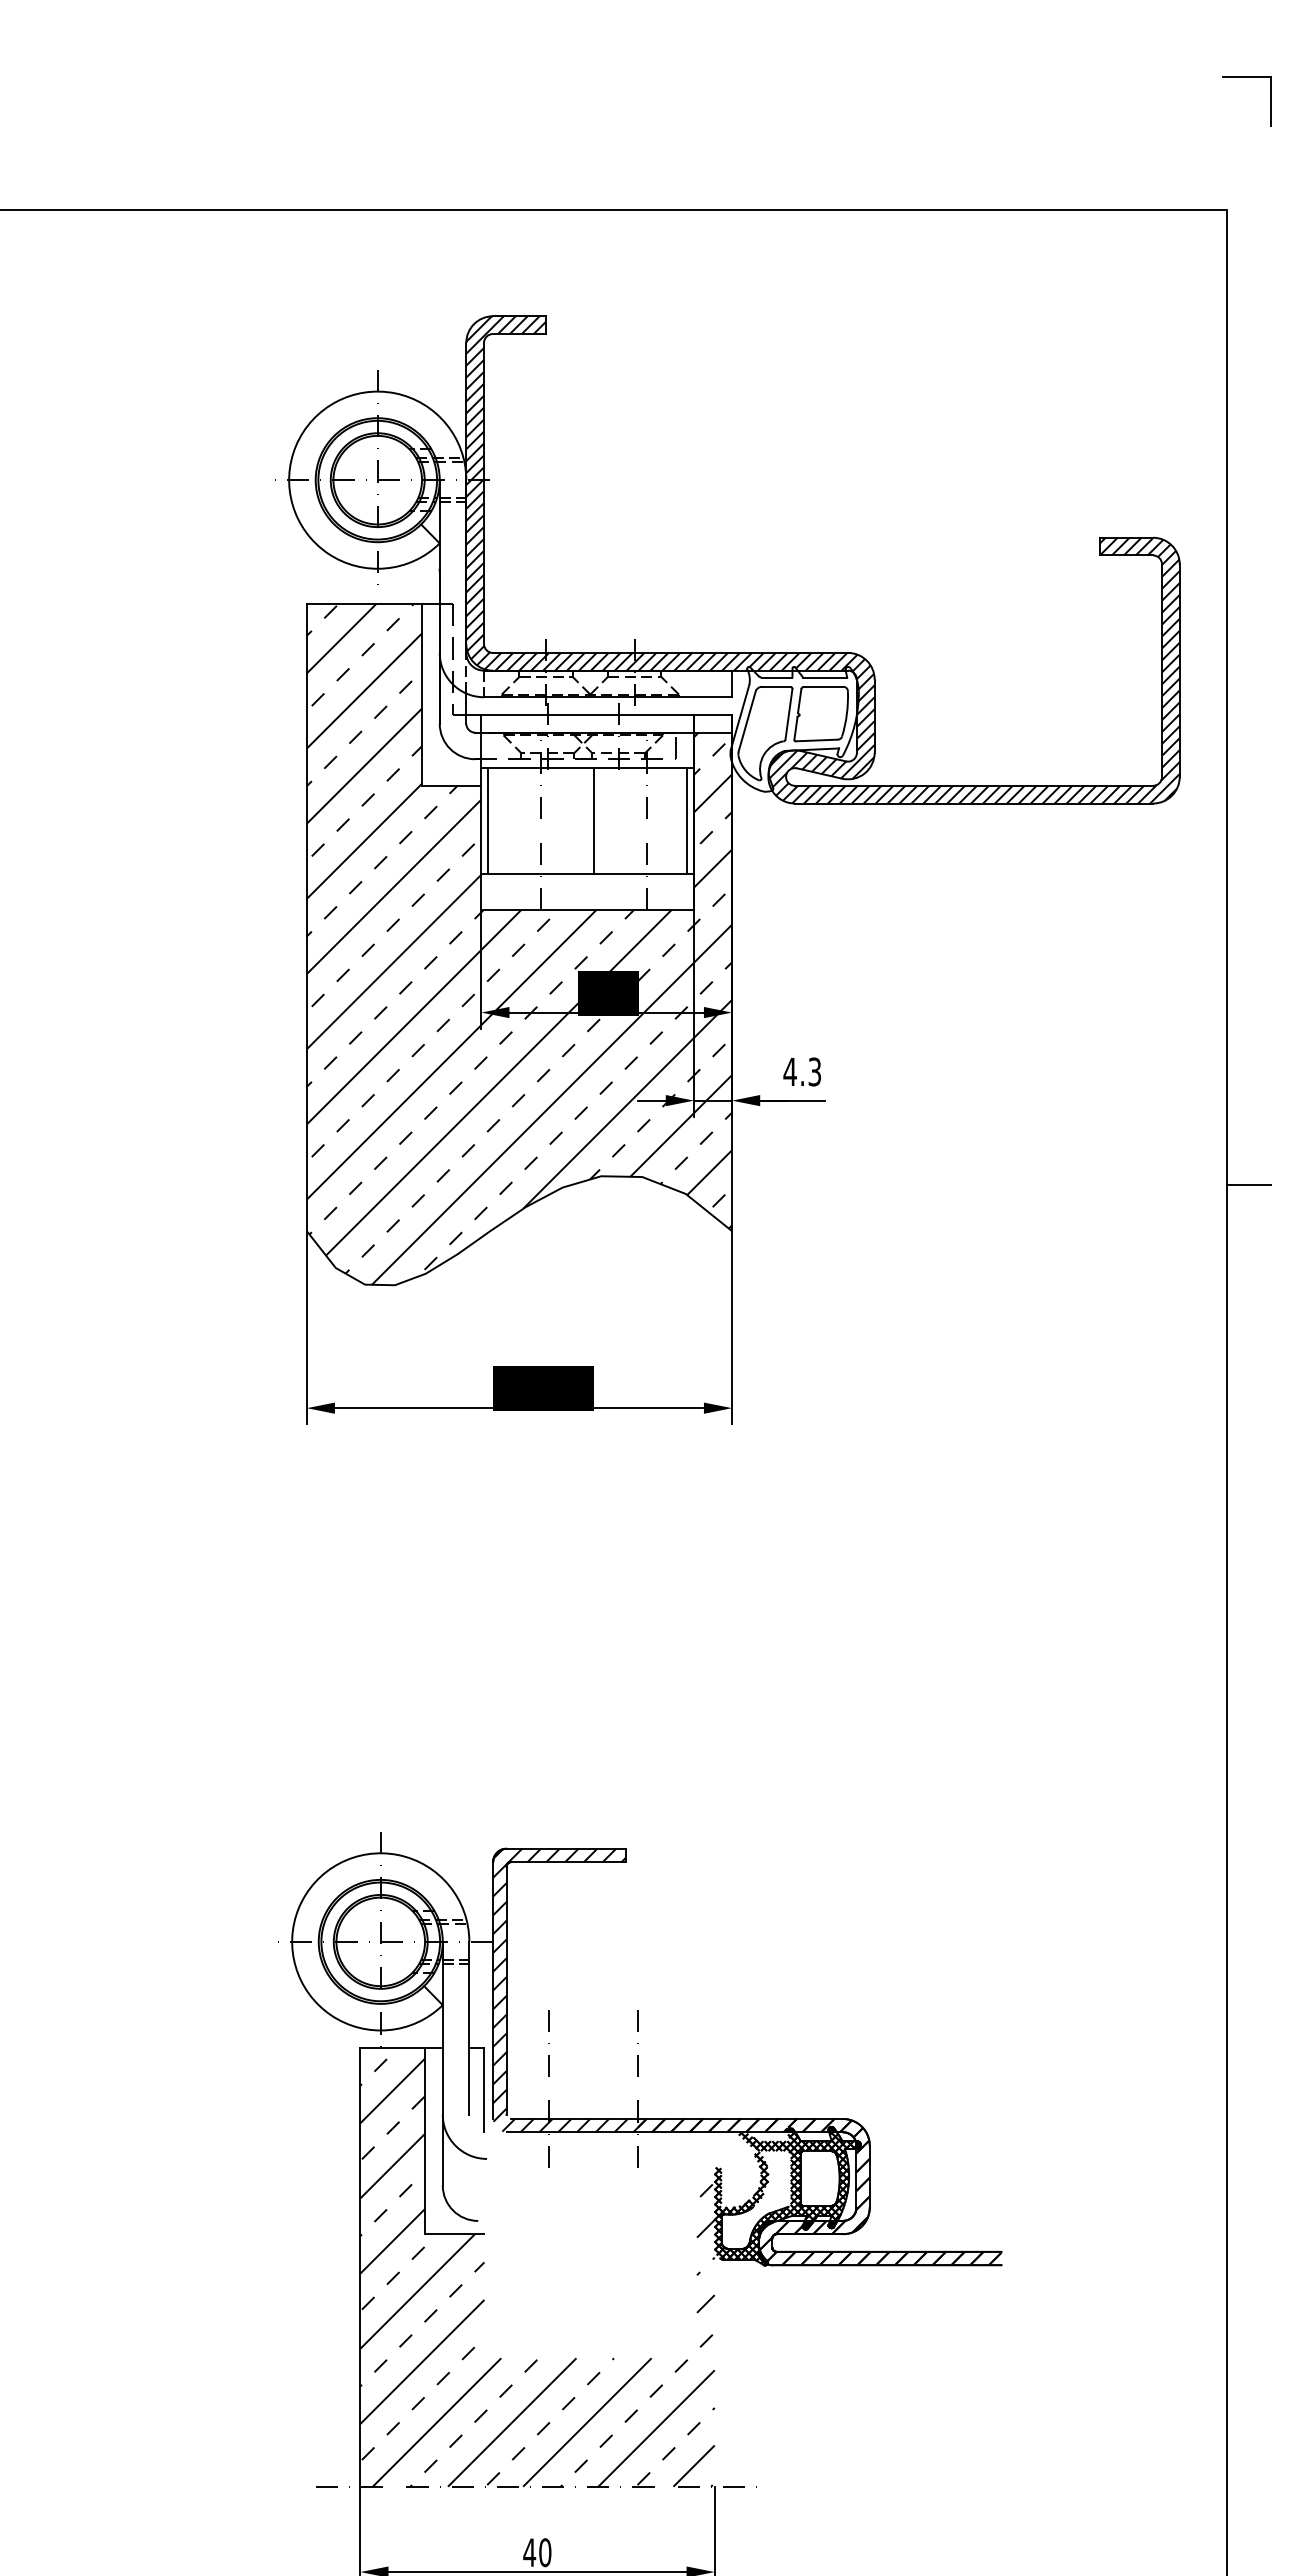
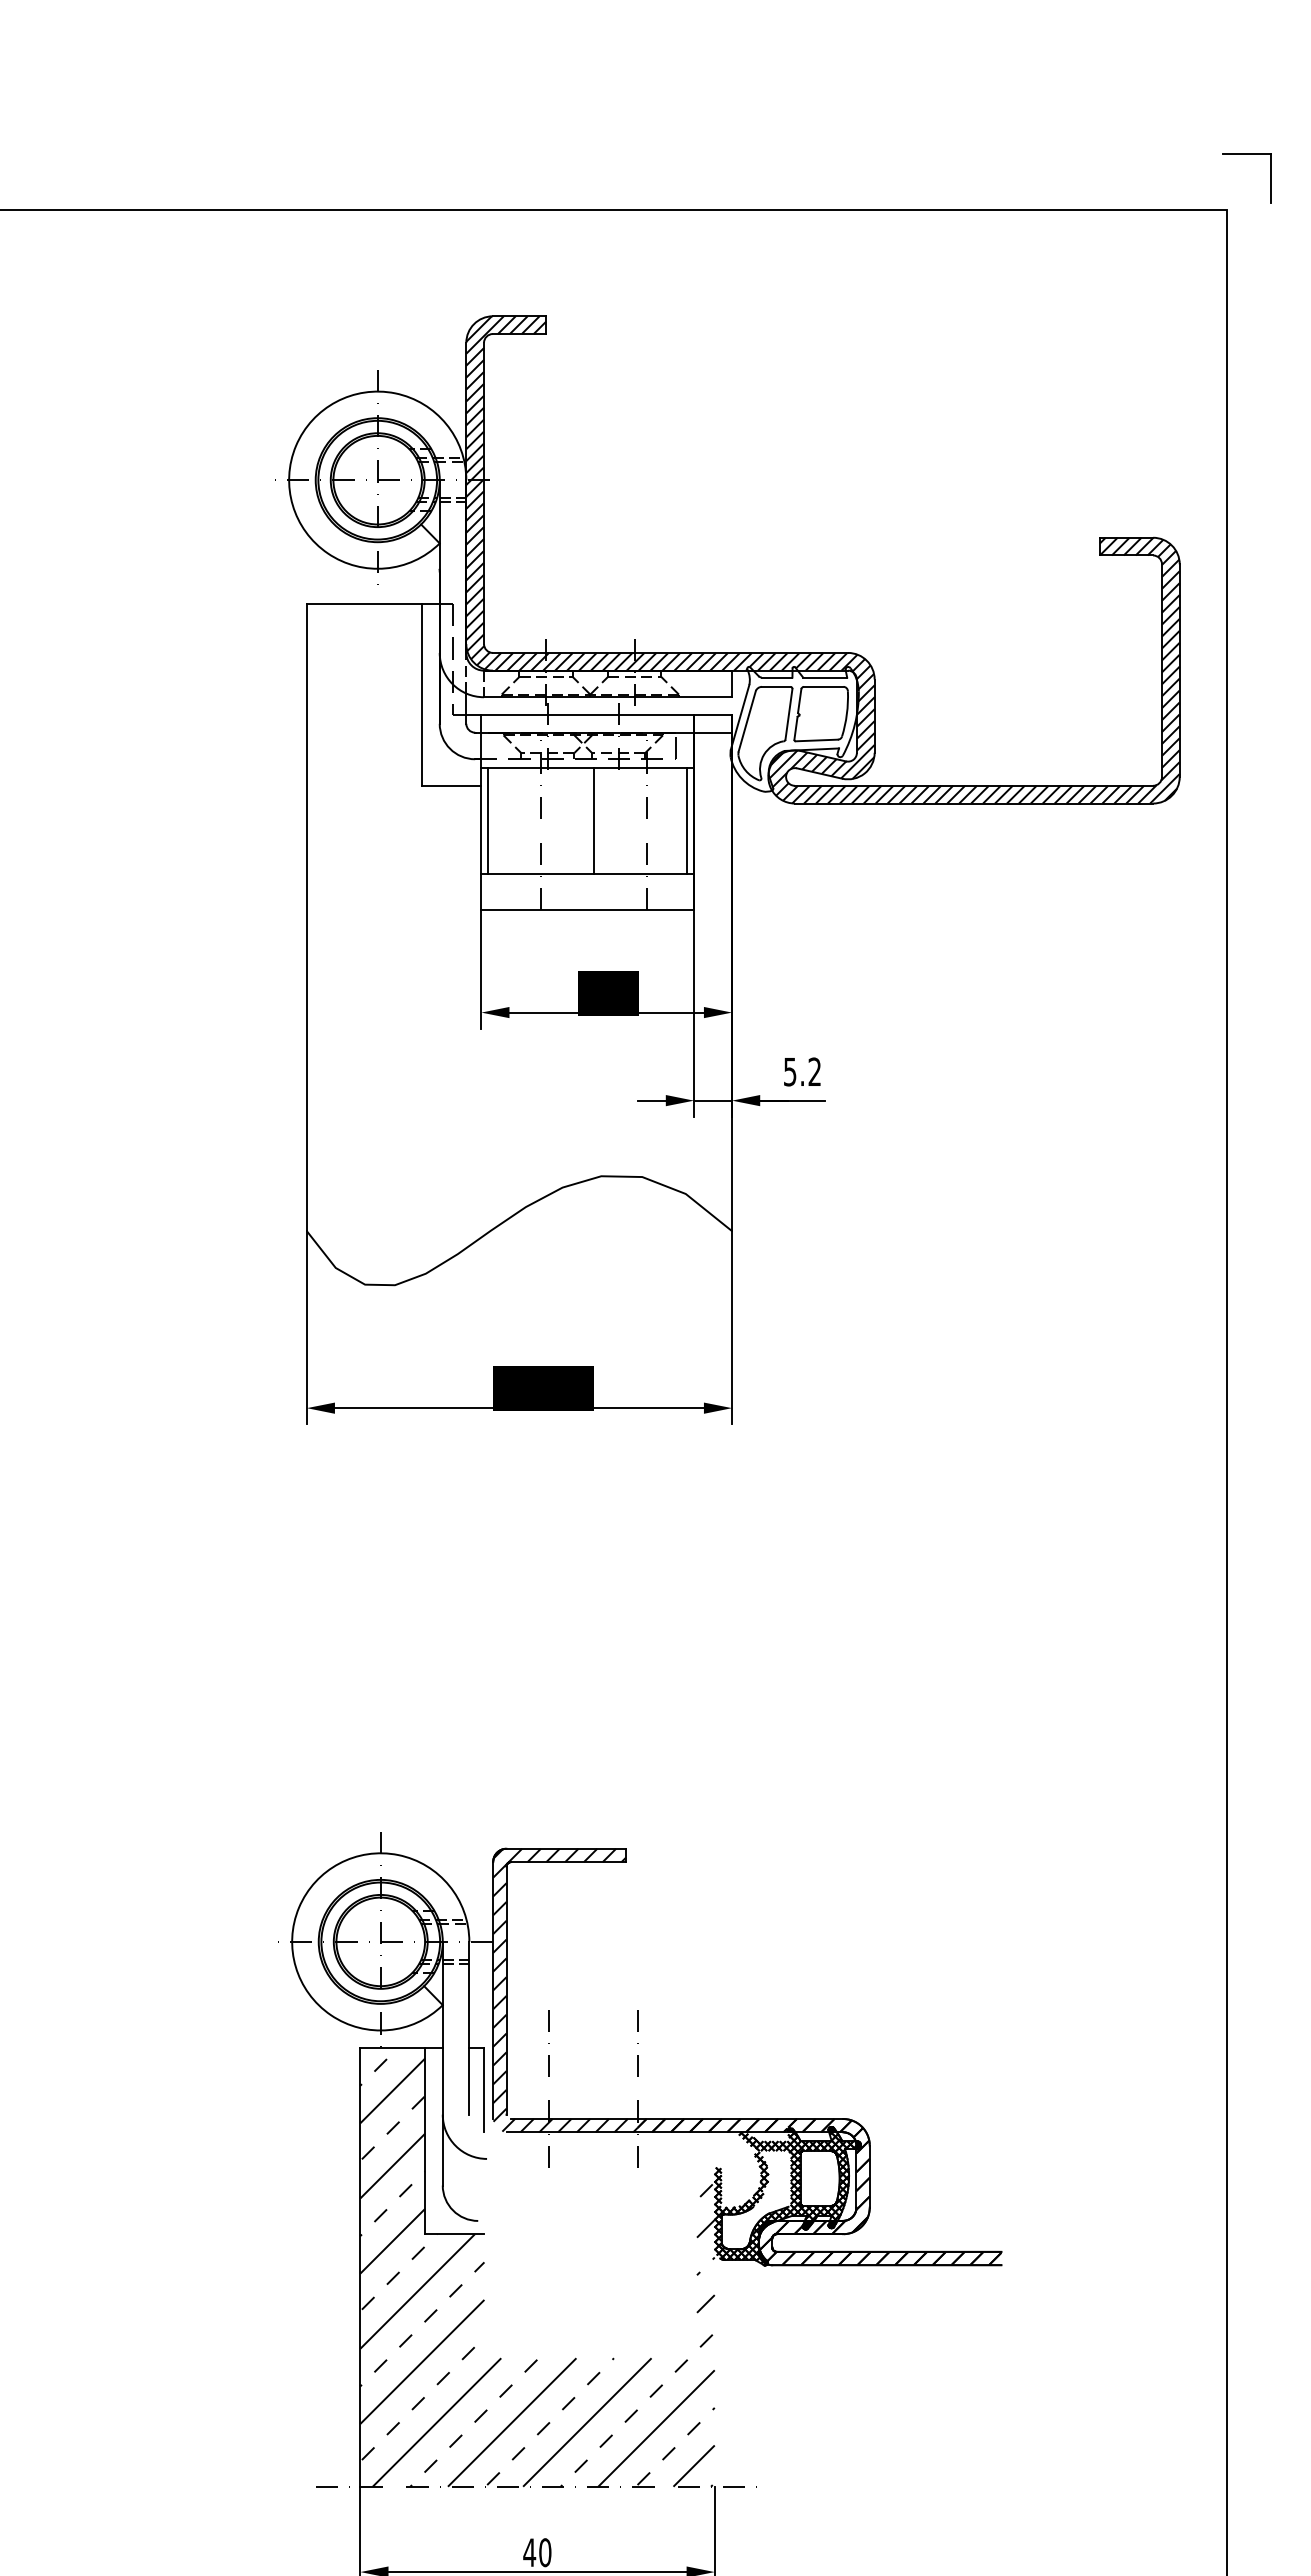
part position: (1246, 77) -> (1246, 154) (1246, 154)
hatch: present -> none (519, 944)
text: 4.3 -> 5.2 (802, 1071)
line: present -> none (1249, 1184)
